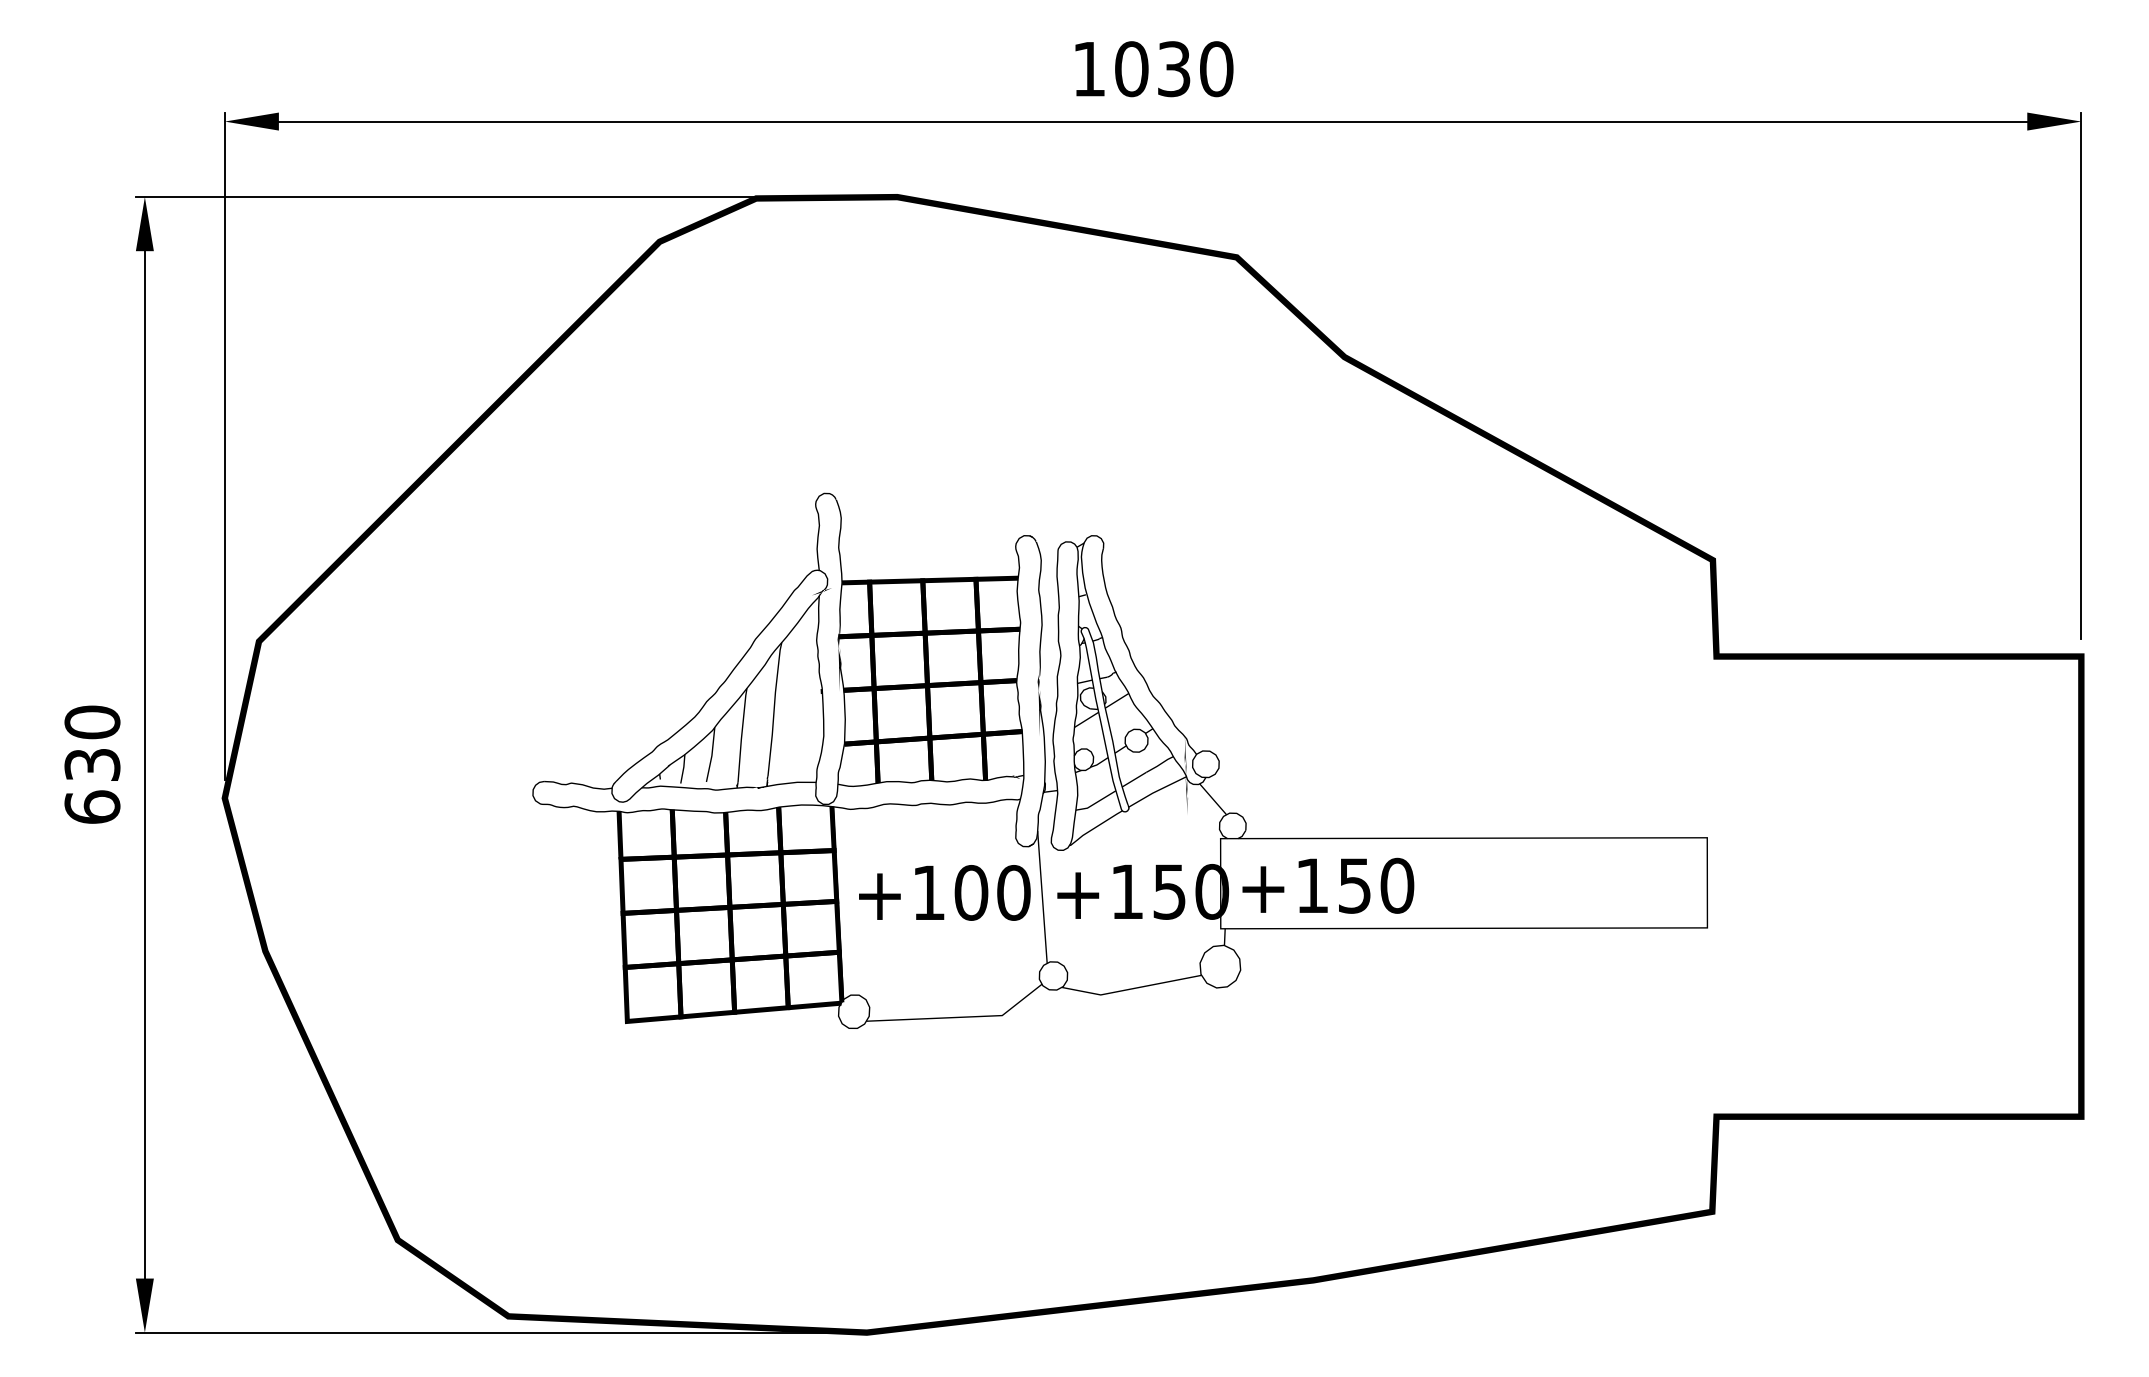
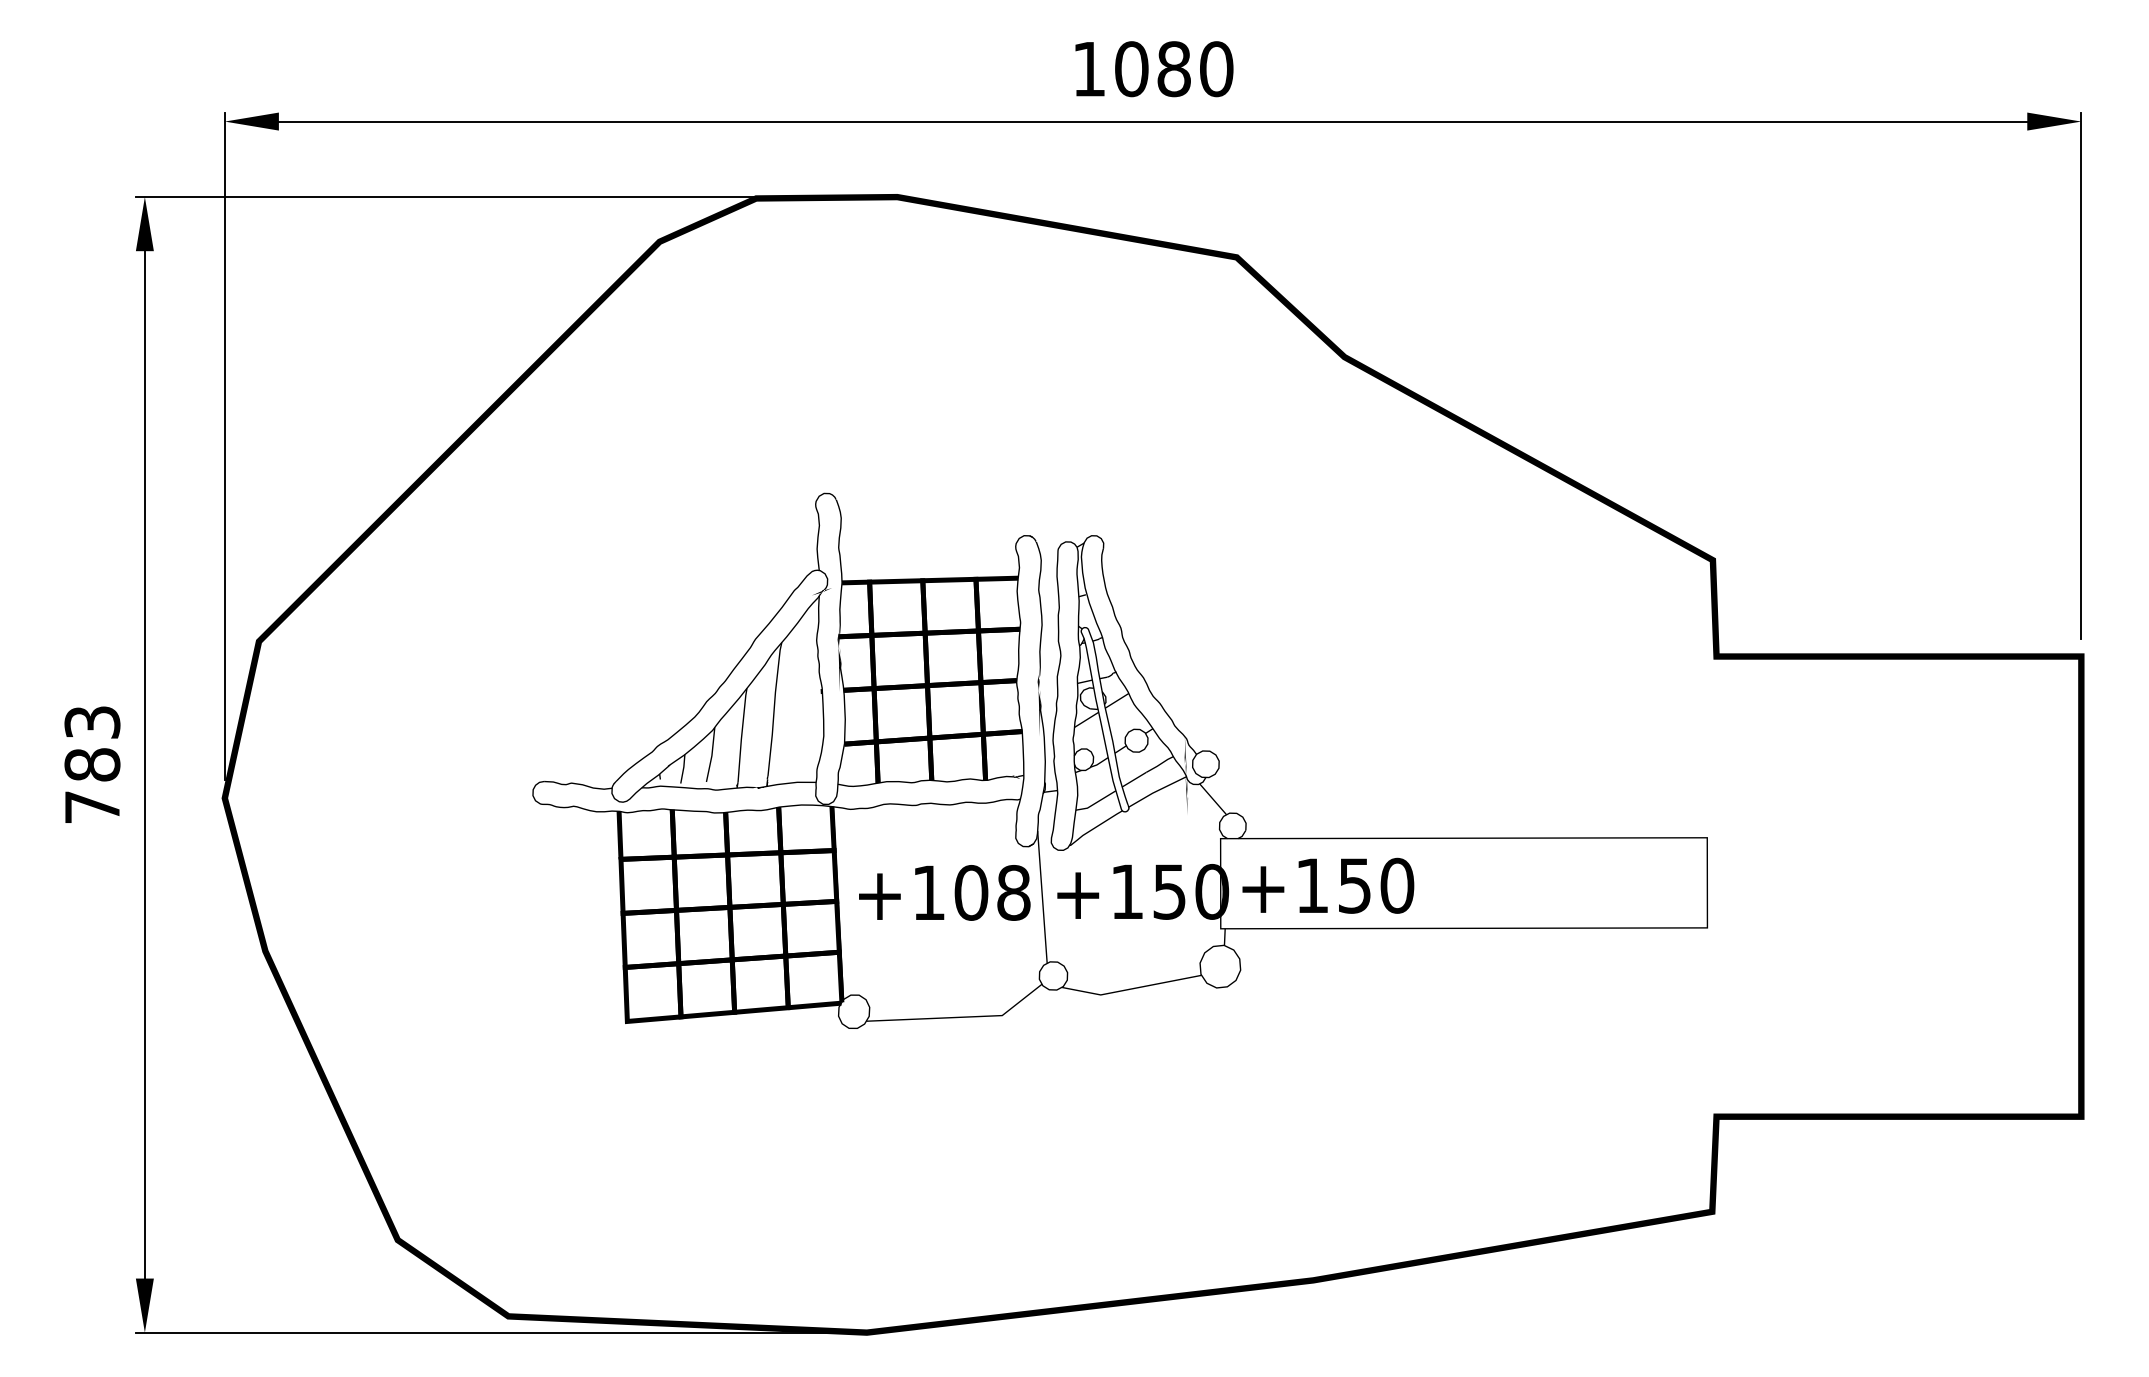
text: 1030 -> 1080 (1173, 69)
text: 630 -> 783 (92, 764)
text: +100 -> +108 (1013, 892)
